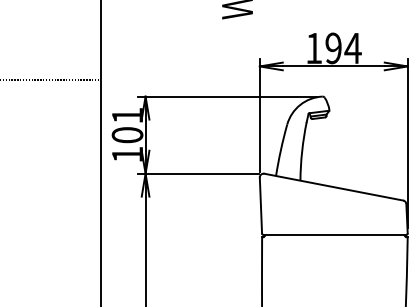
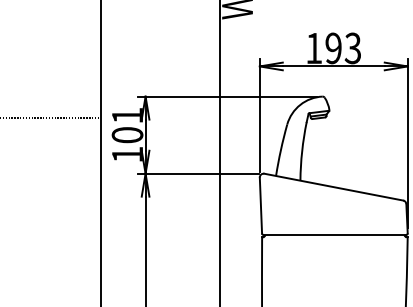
text: 194 -> 193 (352, 48)
line position: (51, 79) -> (51, 117) (51, 117)
line: none -> present (219, 152)
